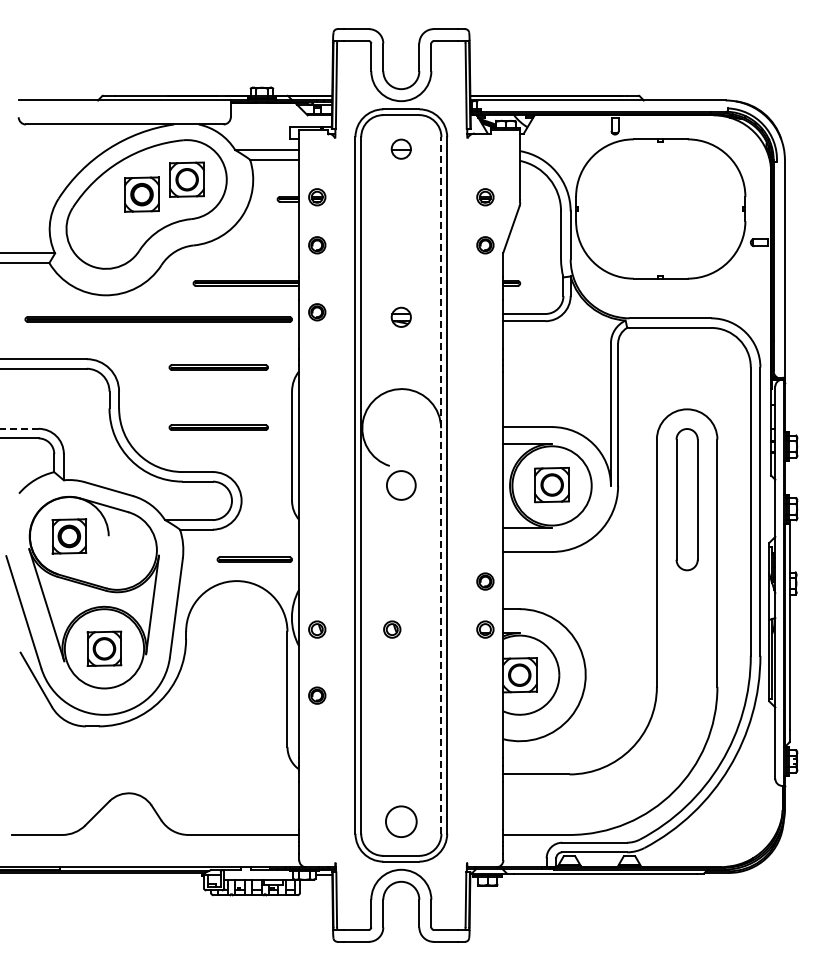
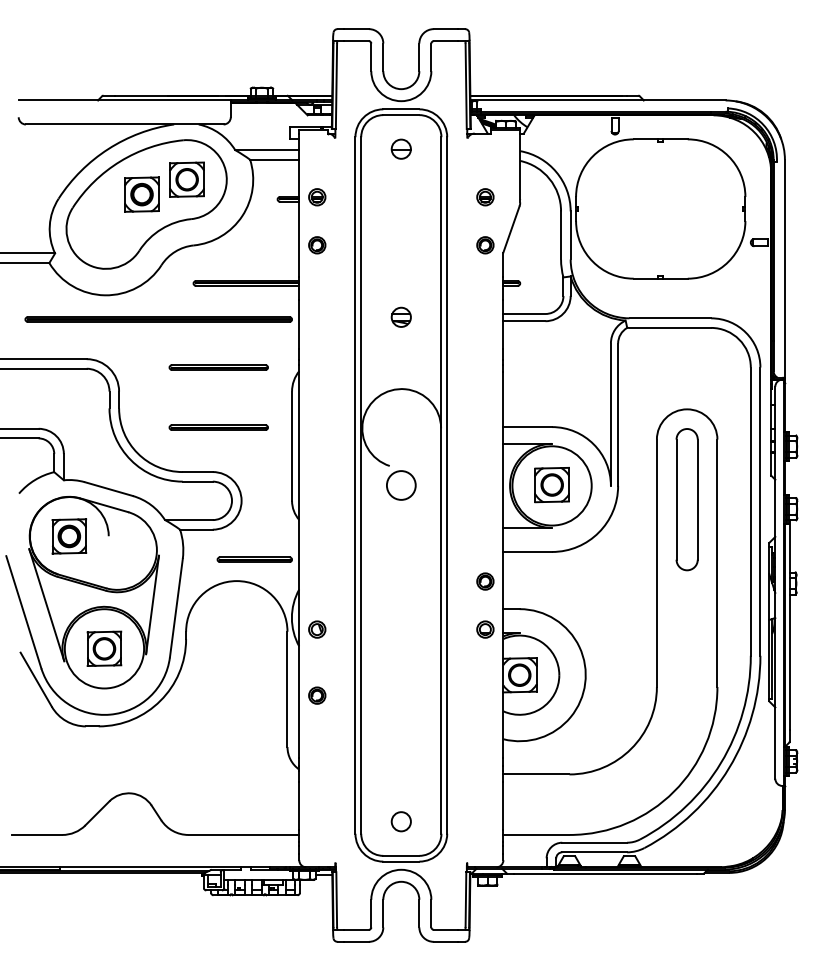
part: present -> none (317, 312)
line: dashed -> solid (19, 428)
line: dashed -> solid (441, 485)
part: present -> none (392, 629)
circle diameter: 31 px -> 19 px (400, 821)
